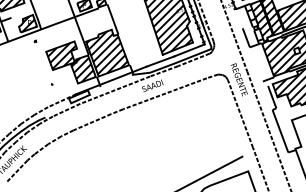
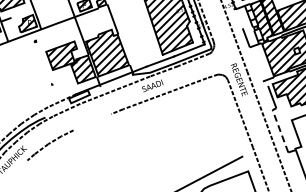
line: present -> none (92, 122)
line: solid -> dashed (280, 131)
line: present -> none (17, 170)
